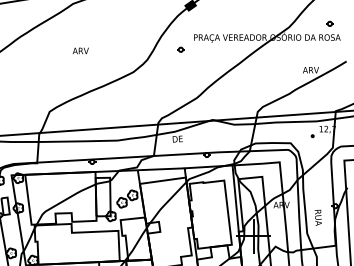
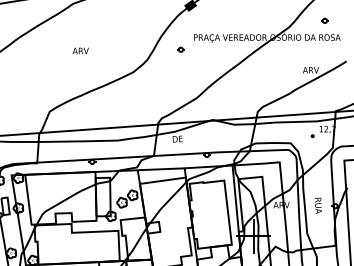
part position: (329, 23) -> (324, 20) (324, 20)
text position: (317, 217) -> (317, 205) (317, 205)
